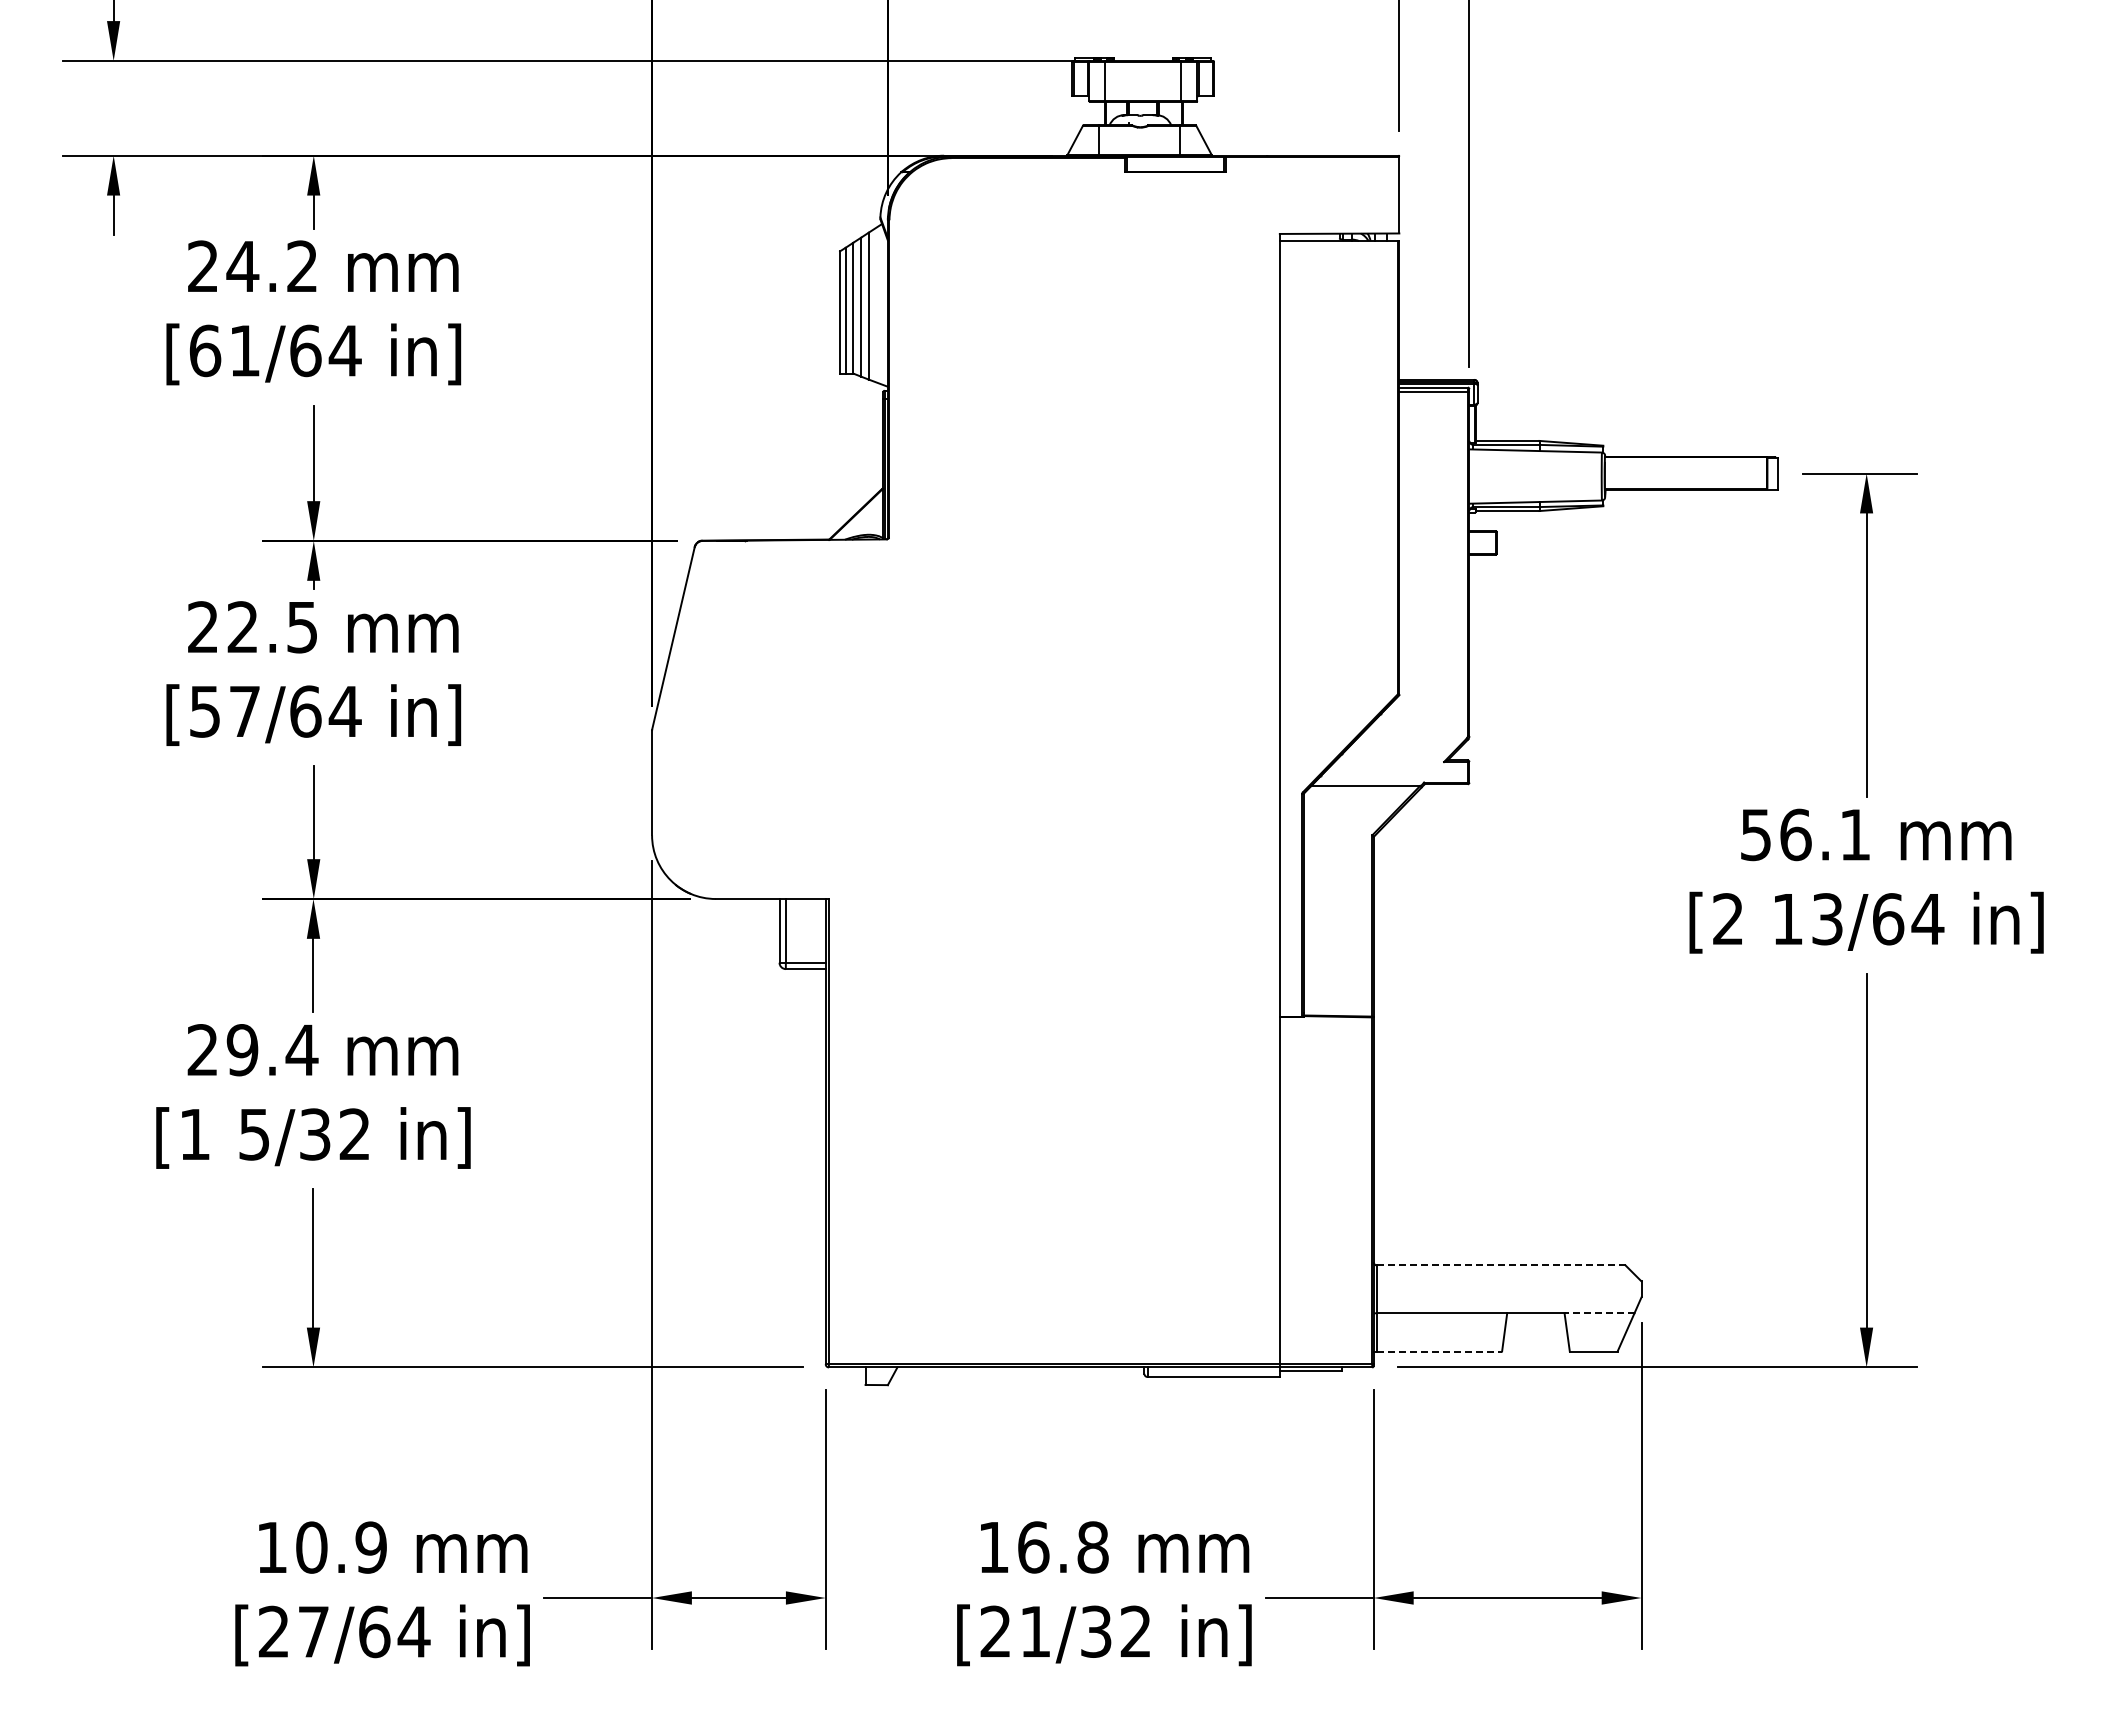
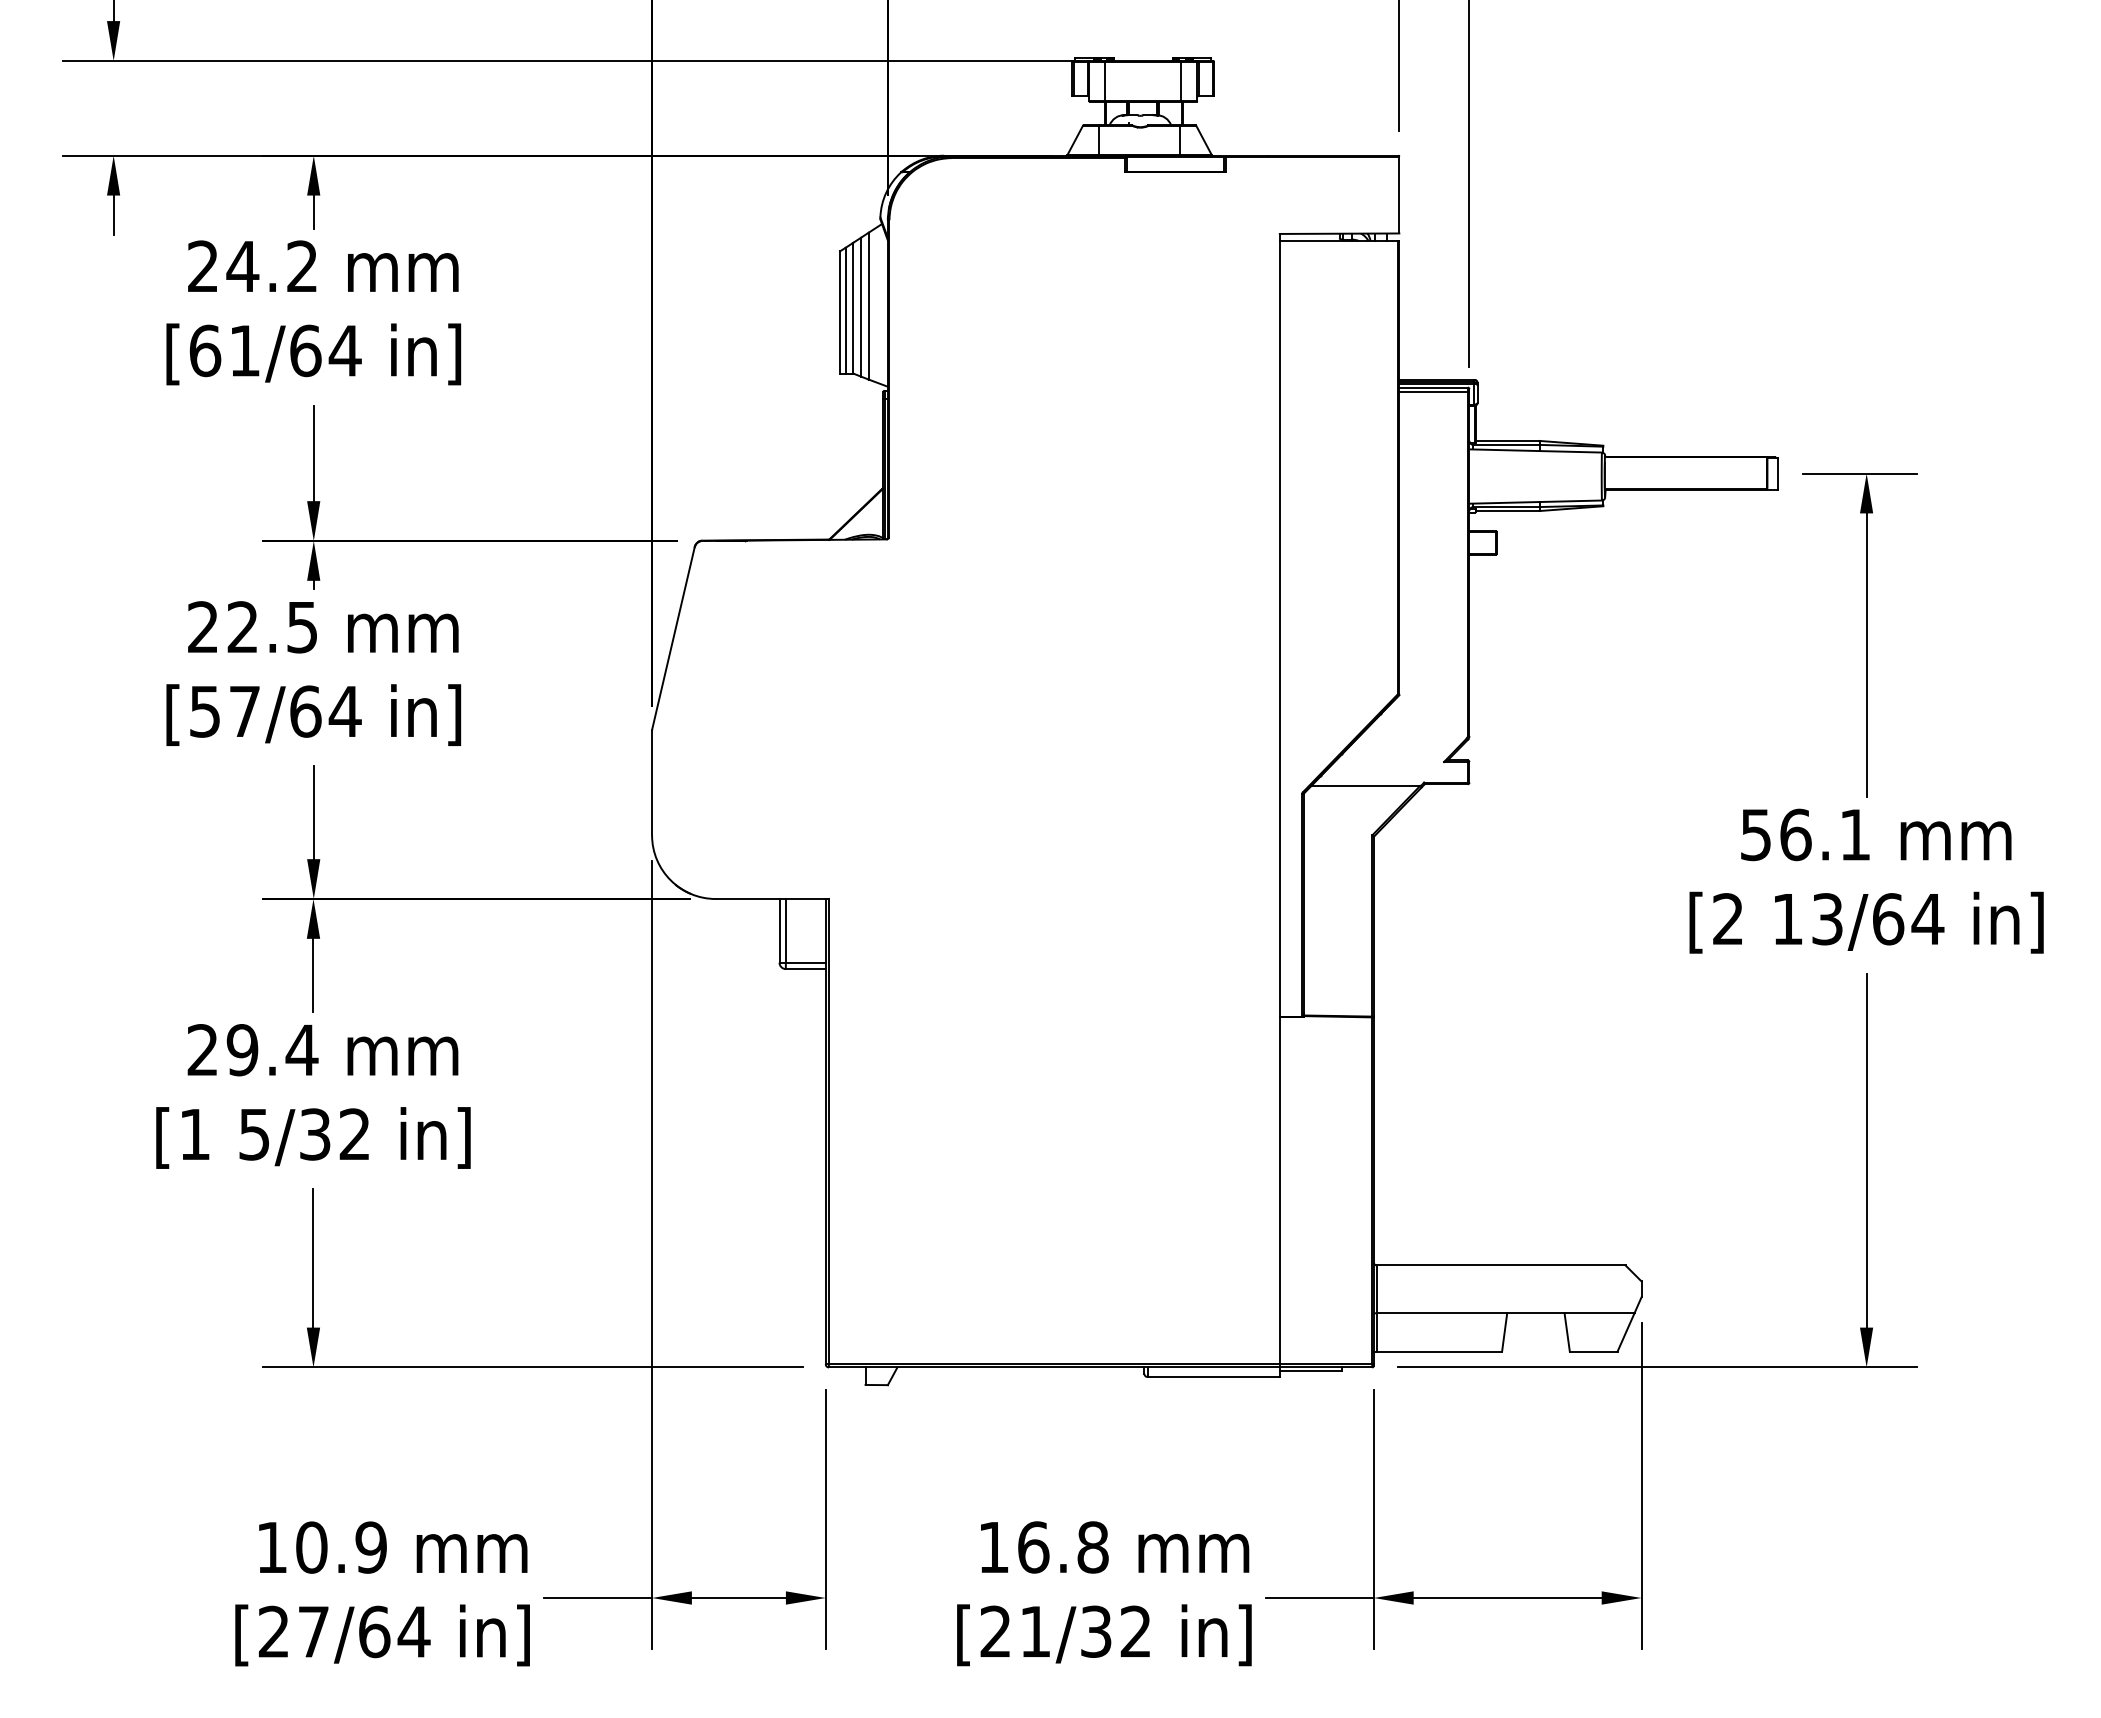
line: dashed -> solid (1500, 1265)
line: dashed -> solid (1599, 1313)
line: dashed -> solid (1439, 1351)
